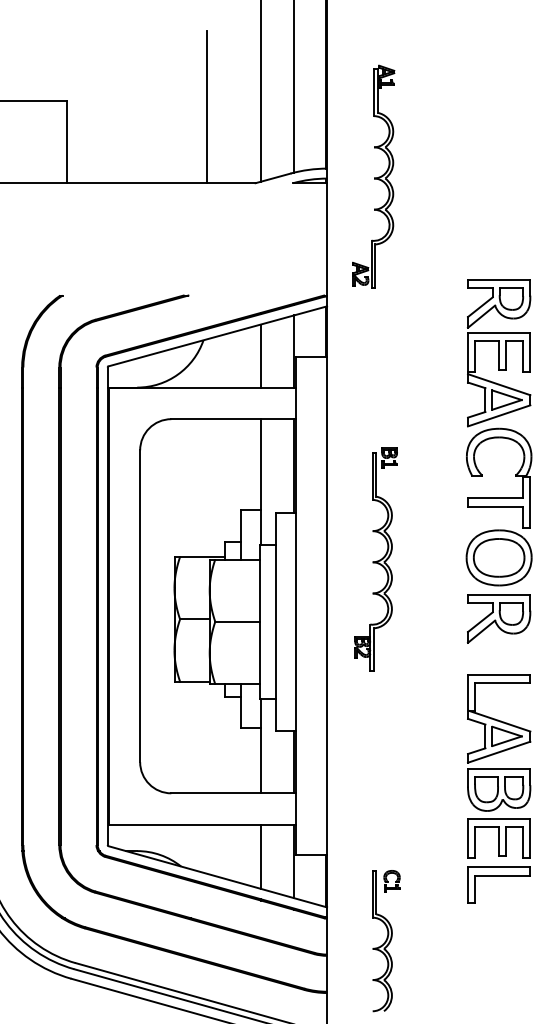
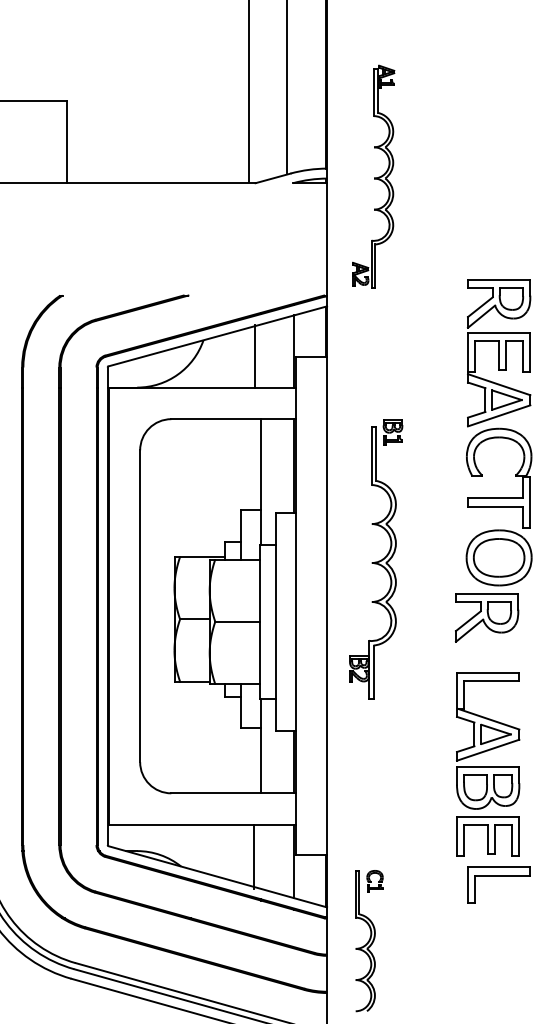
line position: (294, 87) -> (287, 87) (287, 87)
line position: (260, 91) -> (248, 91) (248, 91)
line: present -> none (207, 106)
line position: (260, 356) -> (254, 356) (254, 356)
part size: 44x225 px -> 55x281 px (376, 559)
part position: (498, 618) -> (486, 617) (486, 617)
part position: (499, 766) -> (488, 764) (488, 764)
line position: (260, 856) -> (253, 856) (253, 856)
part position: (386, 941) -> (369, 941) (369, 941)
